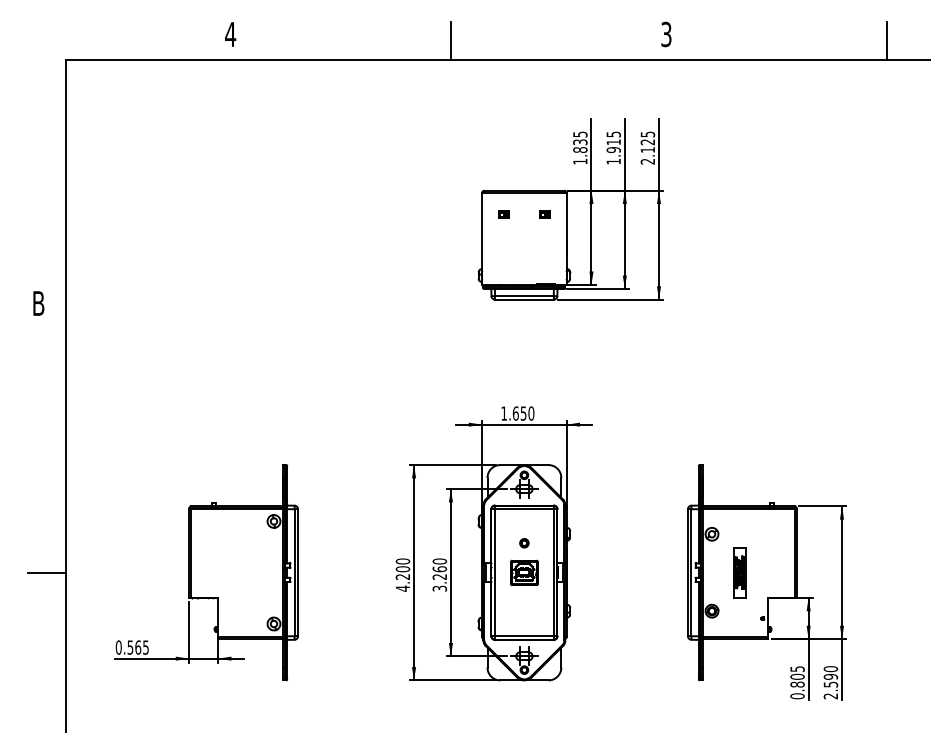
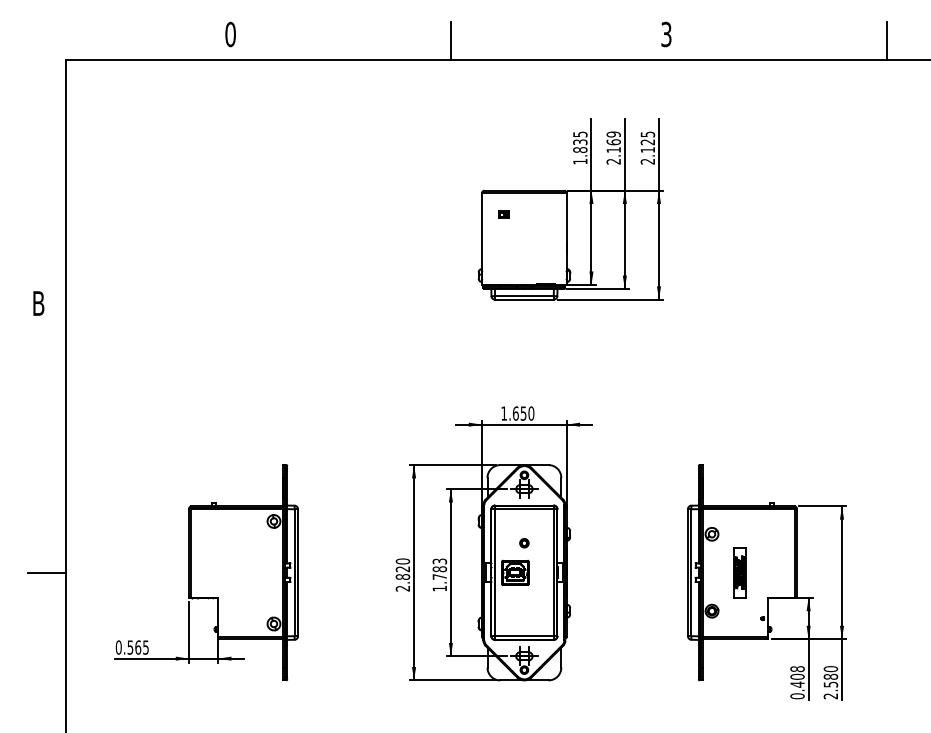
text: 4 -> 0 (230, 34)
text: 1.915 -> 2.169 (613, 147)
part: present -> none (544, 214)
part position: (524, 572) -> (515, 572) (515, 572)
text: 3.260 -> 1.783 (439, 574)
text: 4.200 -> 2.820 (402, 578)
text: 0.805 -> 0.408 (797, 676)
text: 2.590 -> 2.580 (831, 676)
